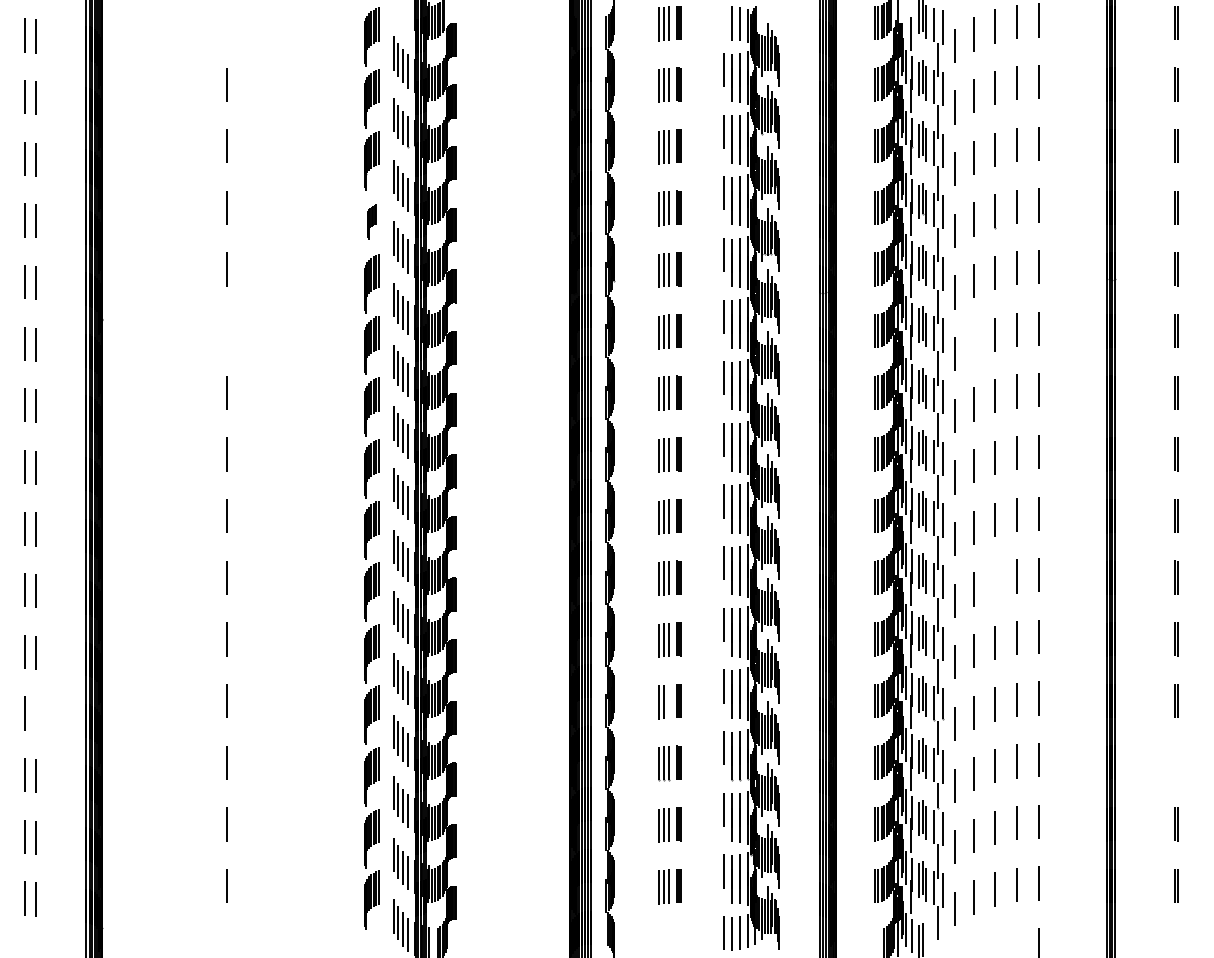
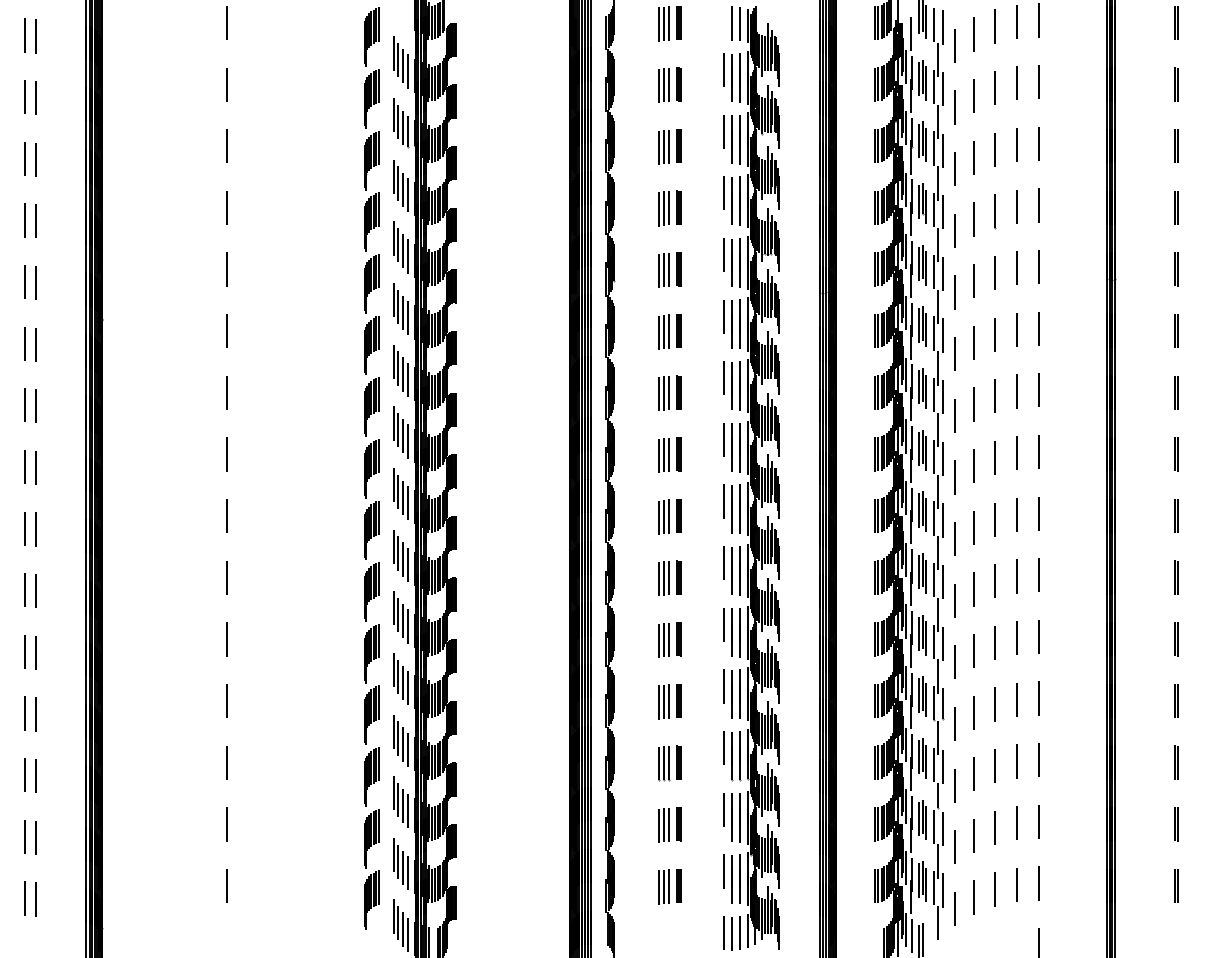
line: none -> present (227, 22)
part size: 10x36 px -> 16x60 px (371, 221)
line: none -> present (227, 331)
line: none -> present (974, 342)
line: none -> present (994, 581)
line: none -> present (669, 701)
line: none -> present (36, 714)
line: none -> present (1175, 762)
